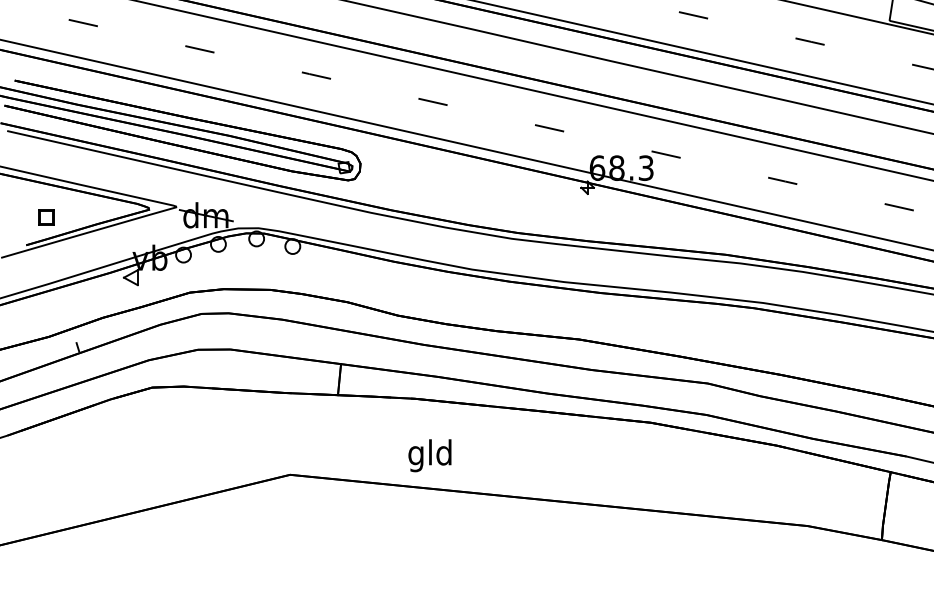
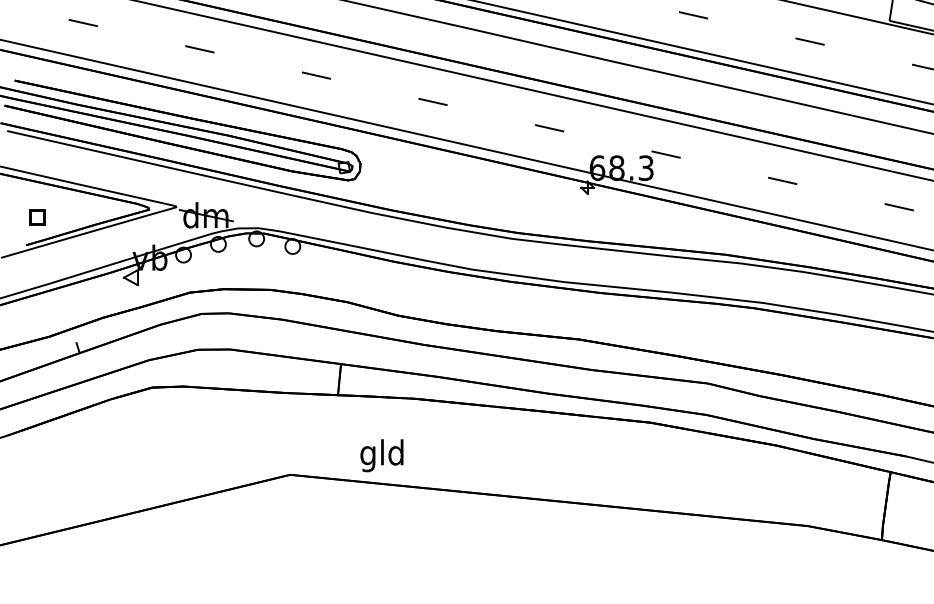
part position: (46, 217) -> (37, 217) (37, 217)
text position: (429, 455) -> (381, 455) (381, 455)
